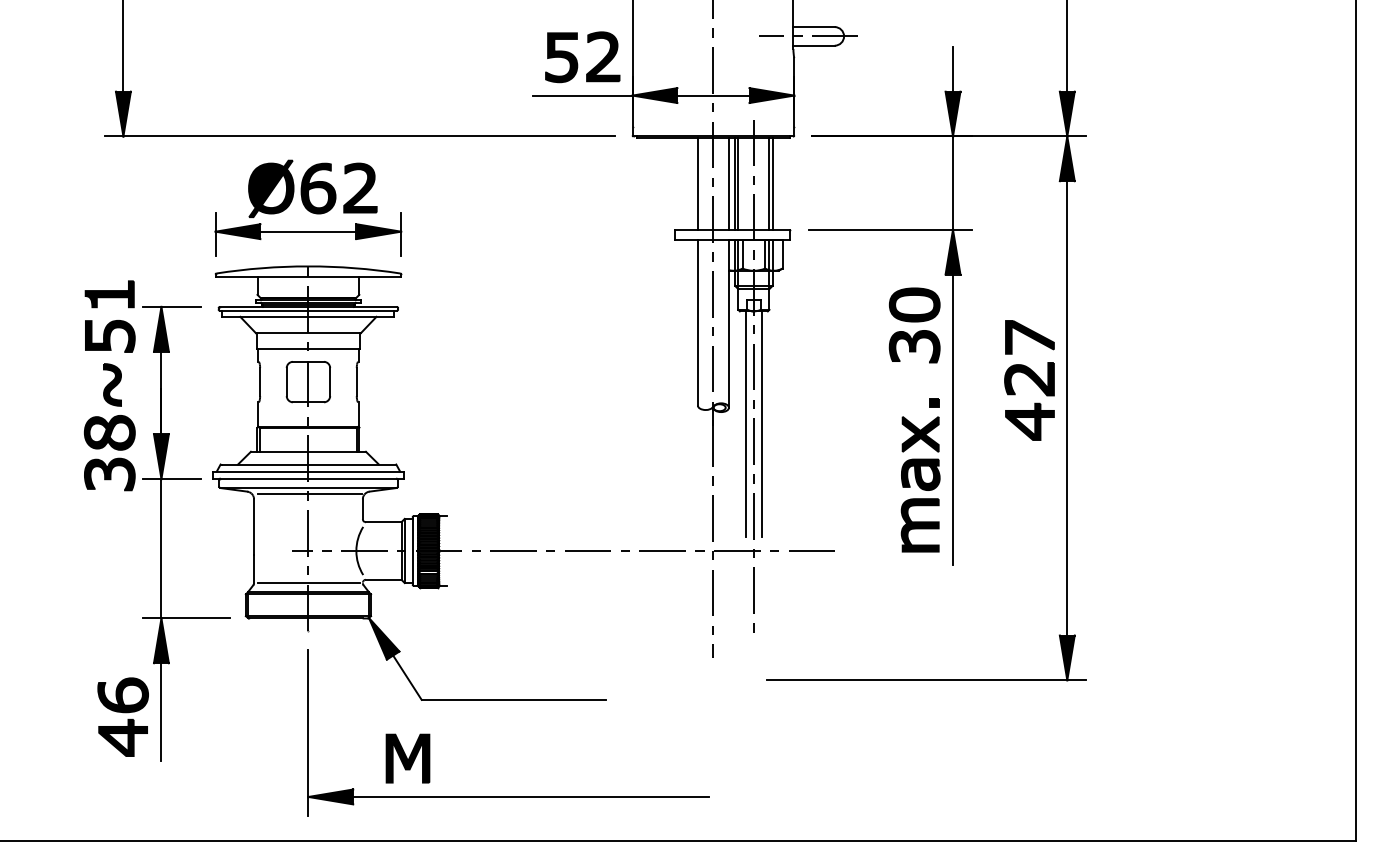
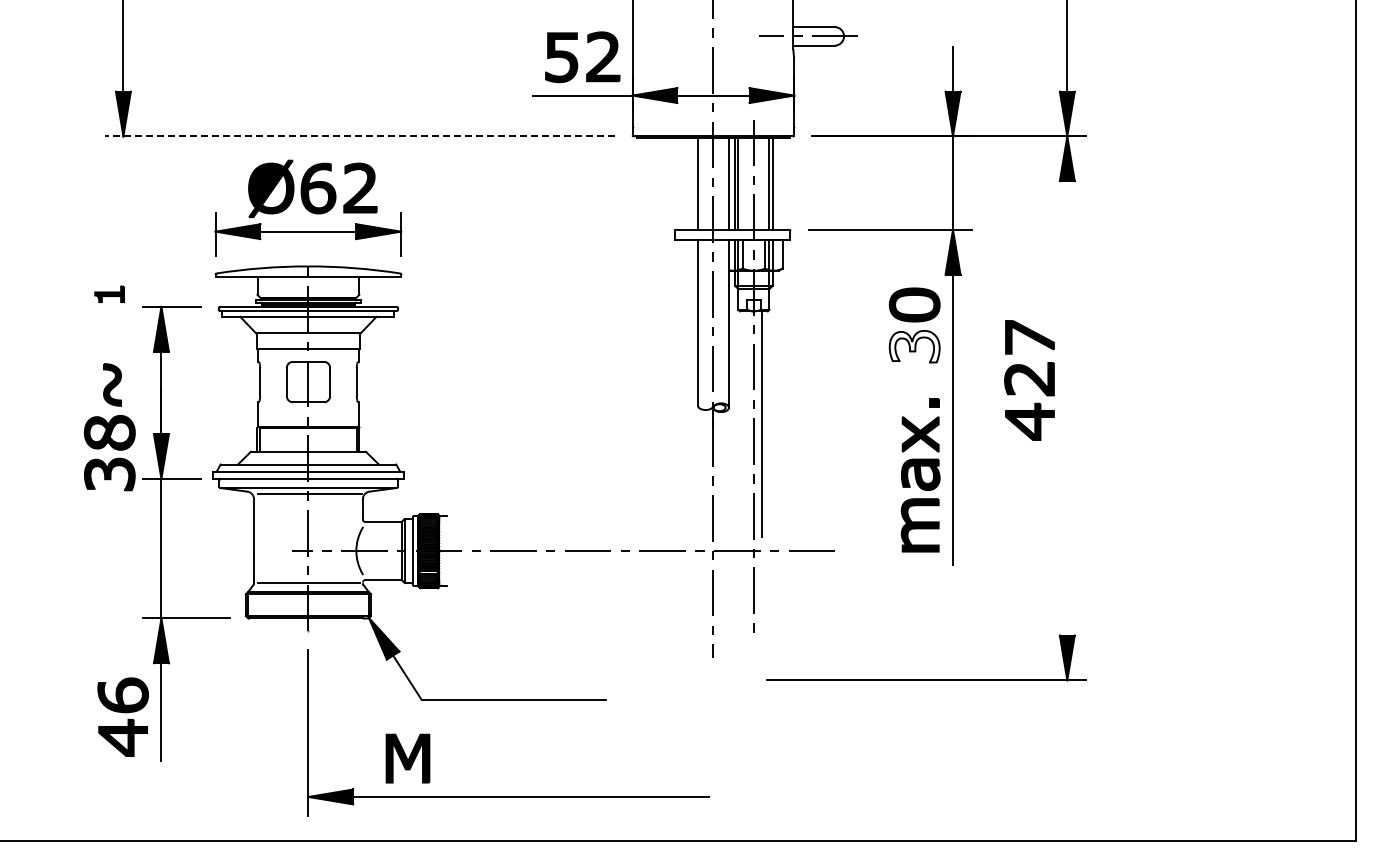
line: solid -> dashed (359, 136)
part size: 51x29 px -> 31x18 px (109, 293)
part: present -> none (110, 336)
fill: present -> none (914, 346)
line: present -> none (1067, 408)
line: present -> none (746, 424)
